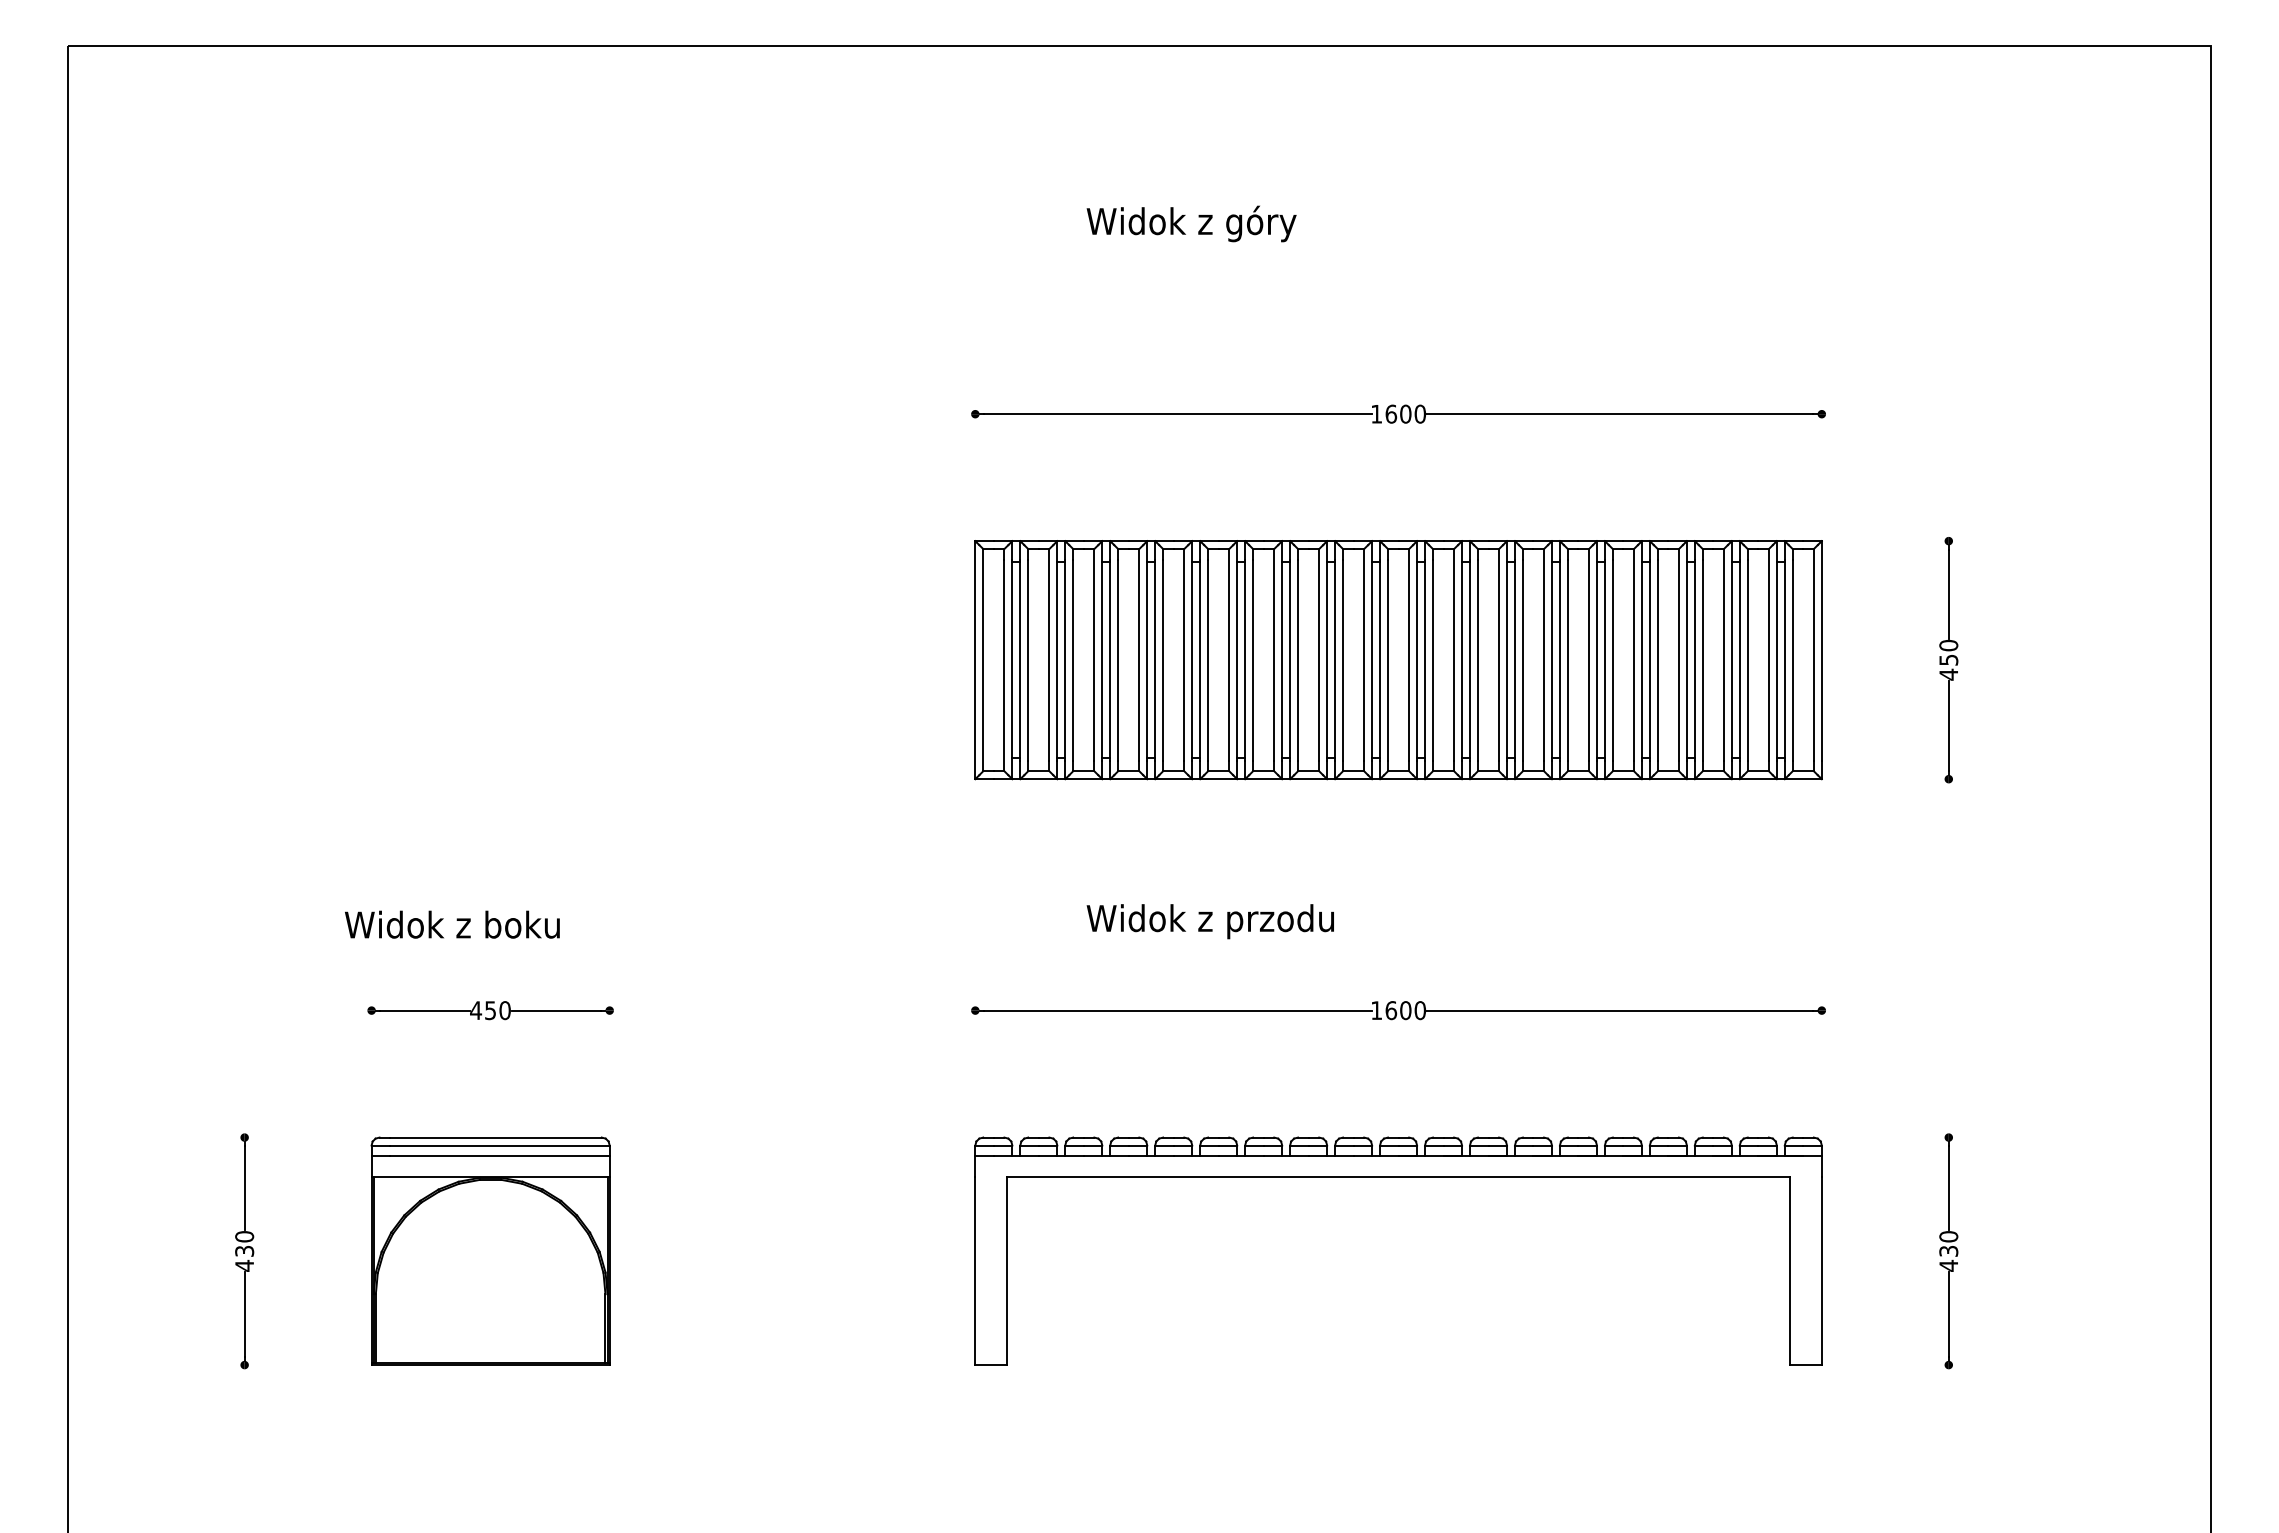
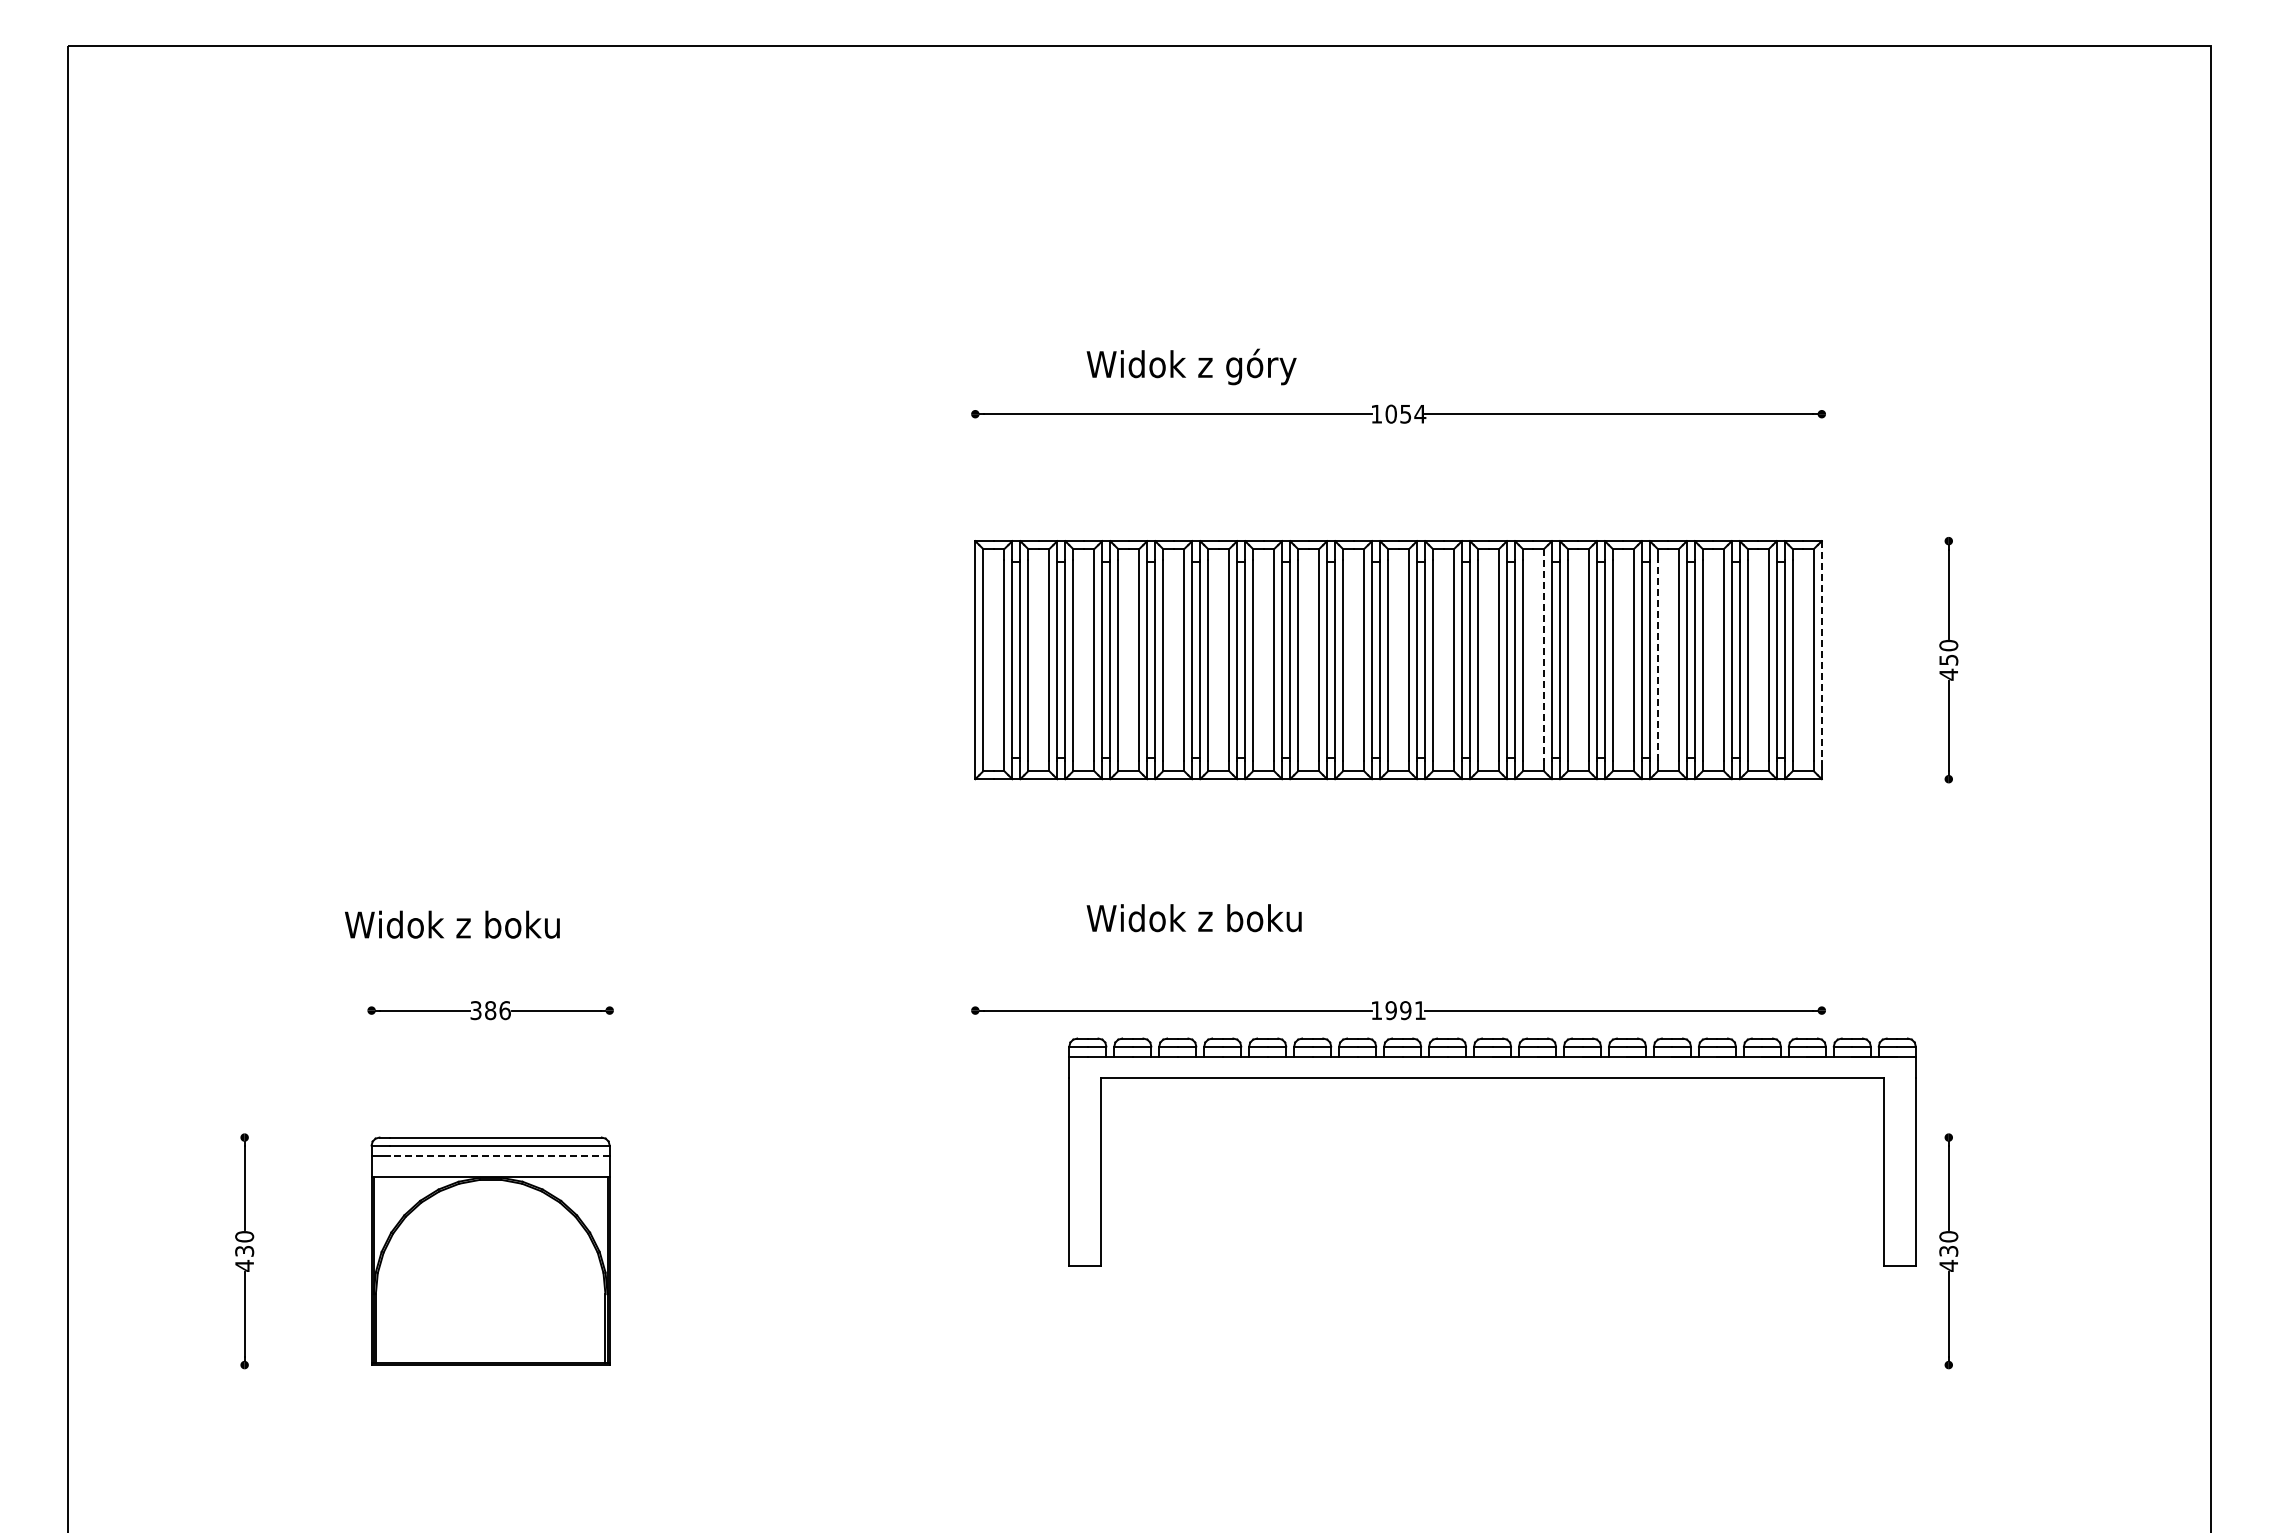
text position: (1191, 223) -> (1191, 366) (1191, 366)
text: 1600 -> 1054 (1405, 413)
line: solid -> dashed (1821, 650)
line: solid -> dashed (1544, 654)
line: solid -> dashed (1657, 660)
text: Widok z przodu -> Widok z boku (1280, 921)
text: 450 -> 386 (490, 1010)
text: 1600 -> 1991 (1405, 1010)
line: solid -> dashed (499, 1156)
part position: (1398, 1177) -> (1492, 1078) (1492, 1078)
